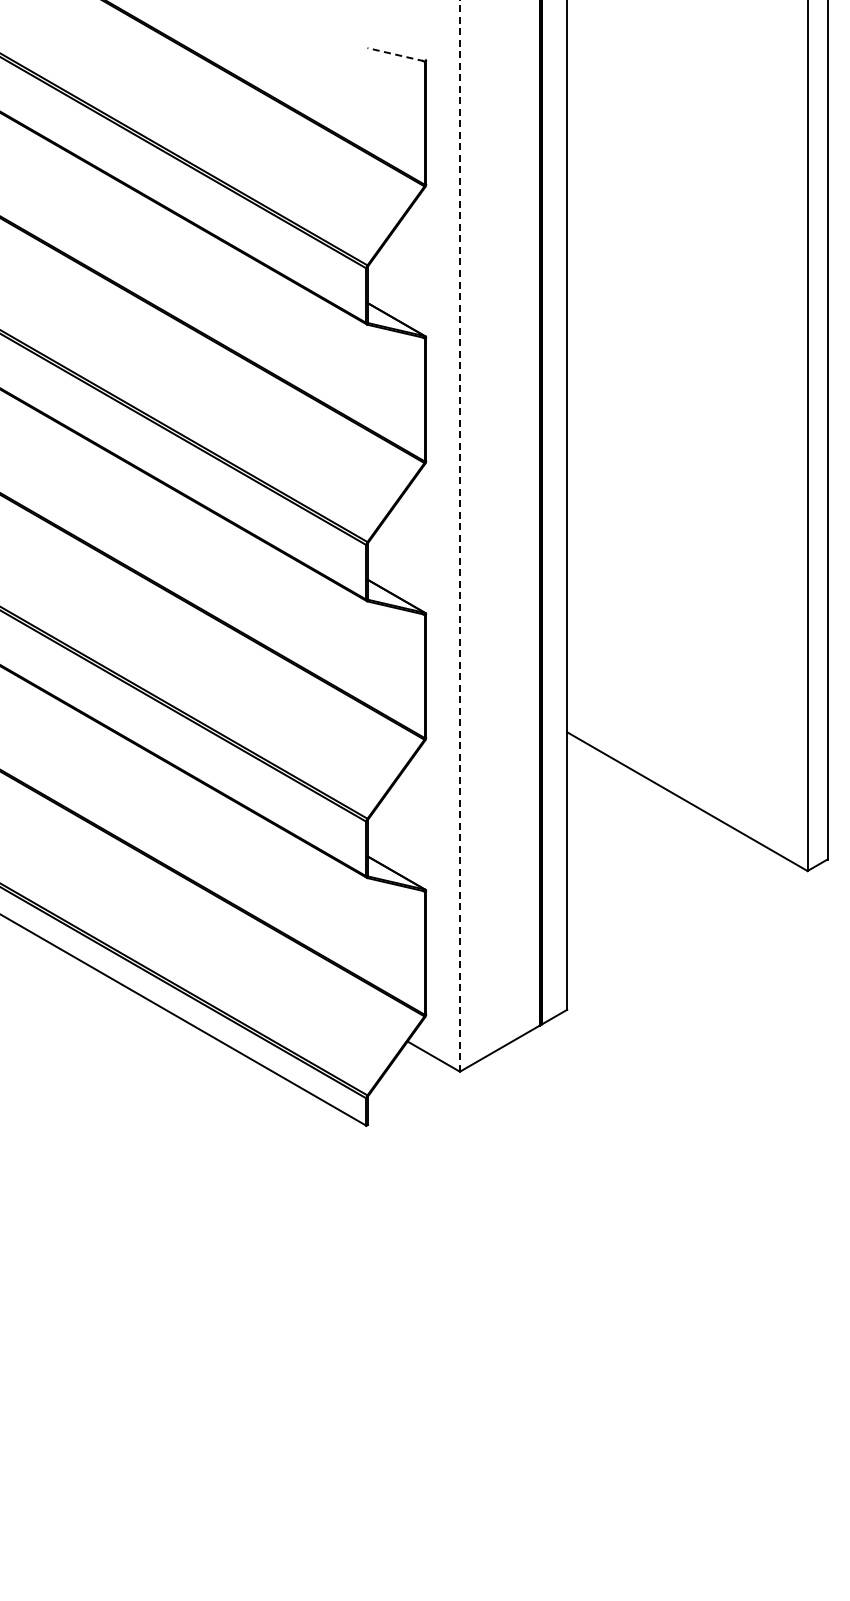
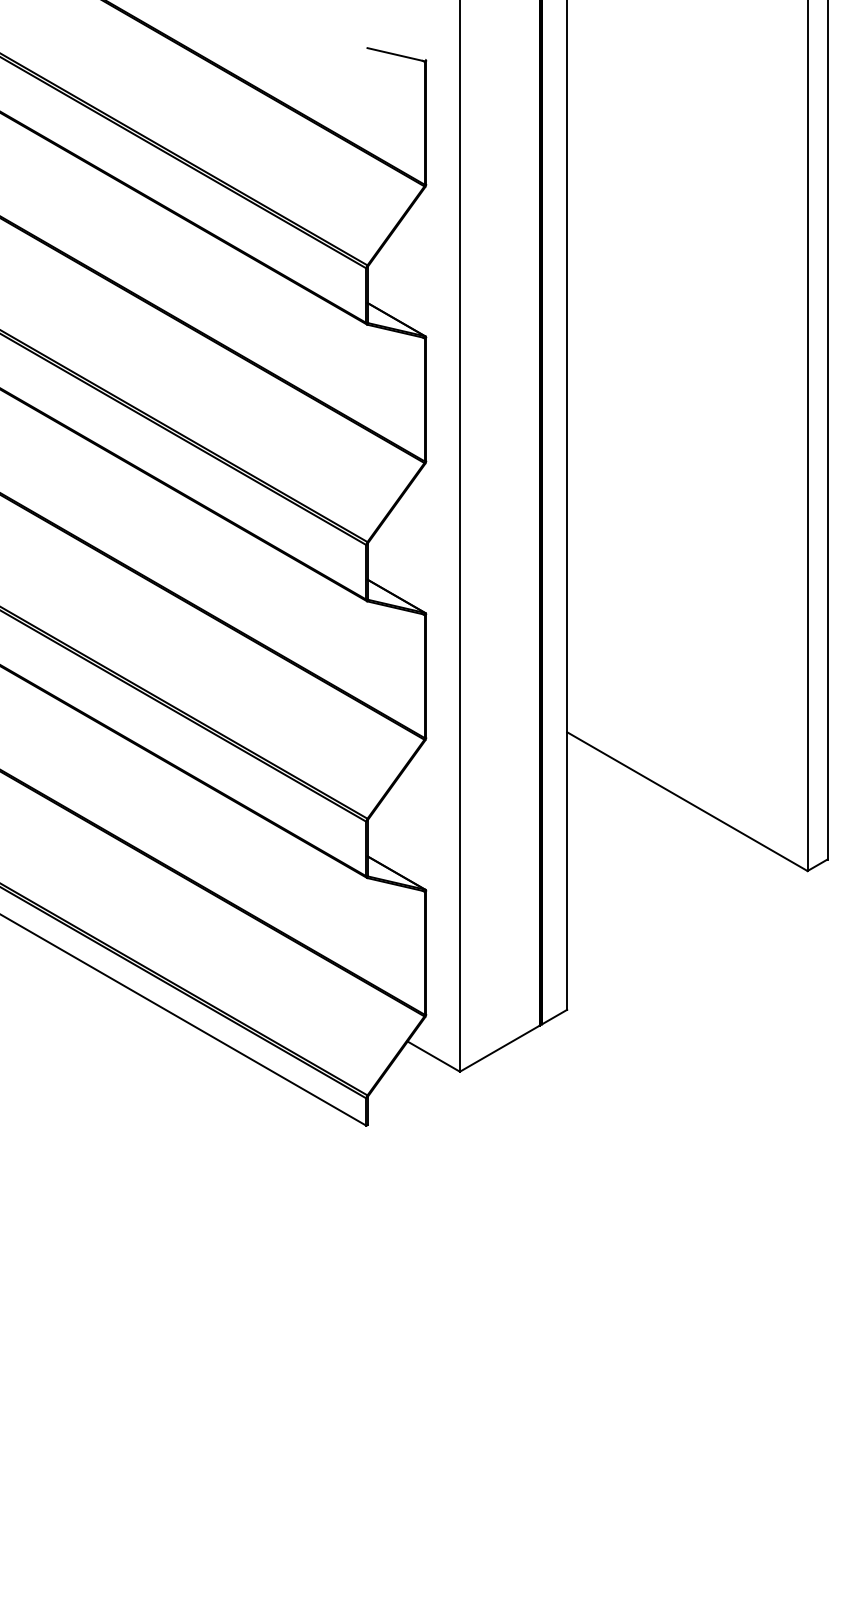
line: dashed -> solid (395, 54)
line: dashed -> solid (459, 535)
